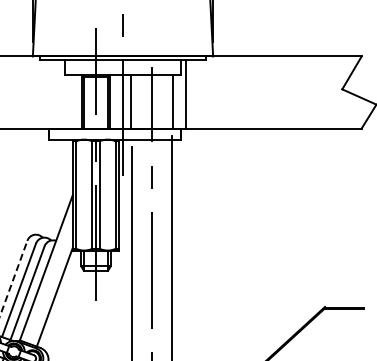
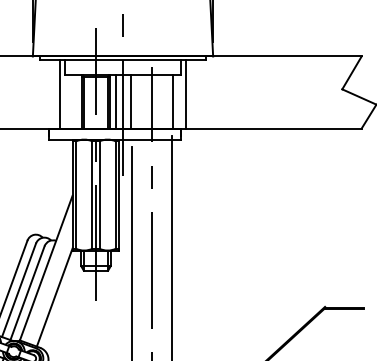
line: none -> present (59, 94)
line: none -> present (115, 101)
line: dashed -> solid (13, 277)
